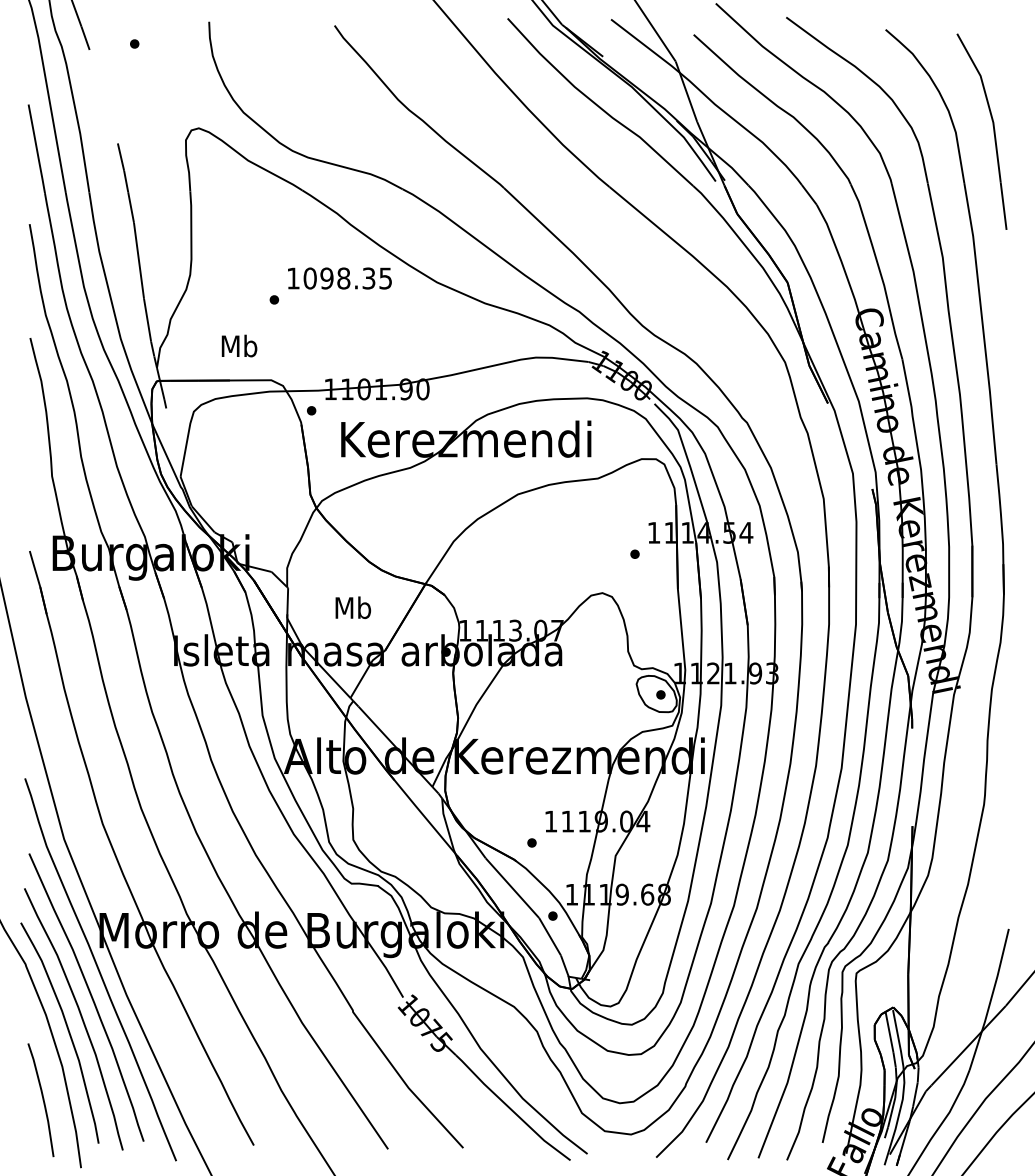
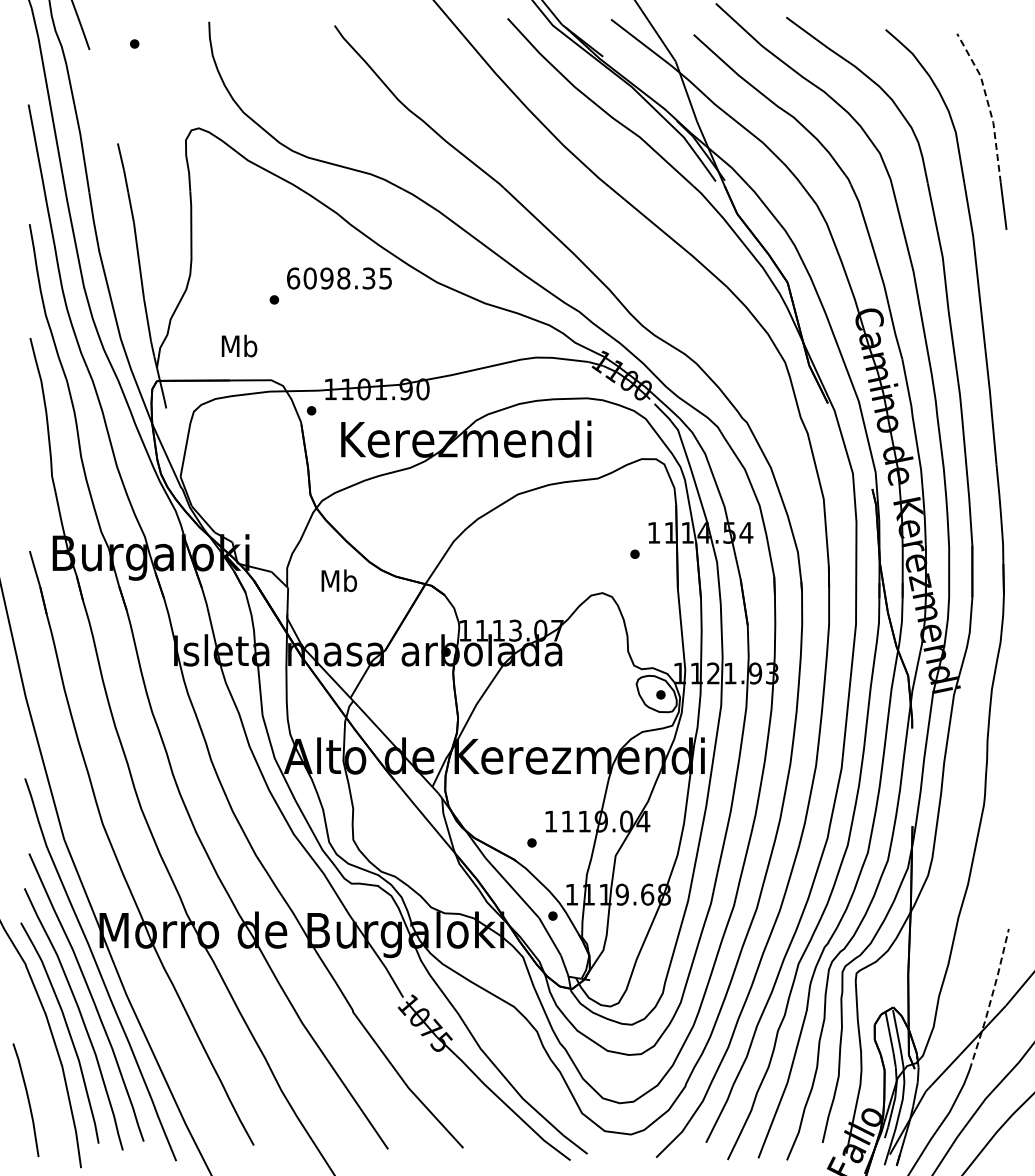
line: solid -> dashed (988, 104)
text: 1098.35 -> 6098.35 (293, 278)
text position: (353, 607) -> (339, 580) (339, 580)
line: solid -> dashed (990, 999)
curve position: (42, 1100) -> (27, 1100) (27, 1100)
